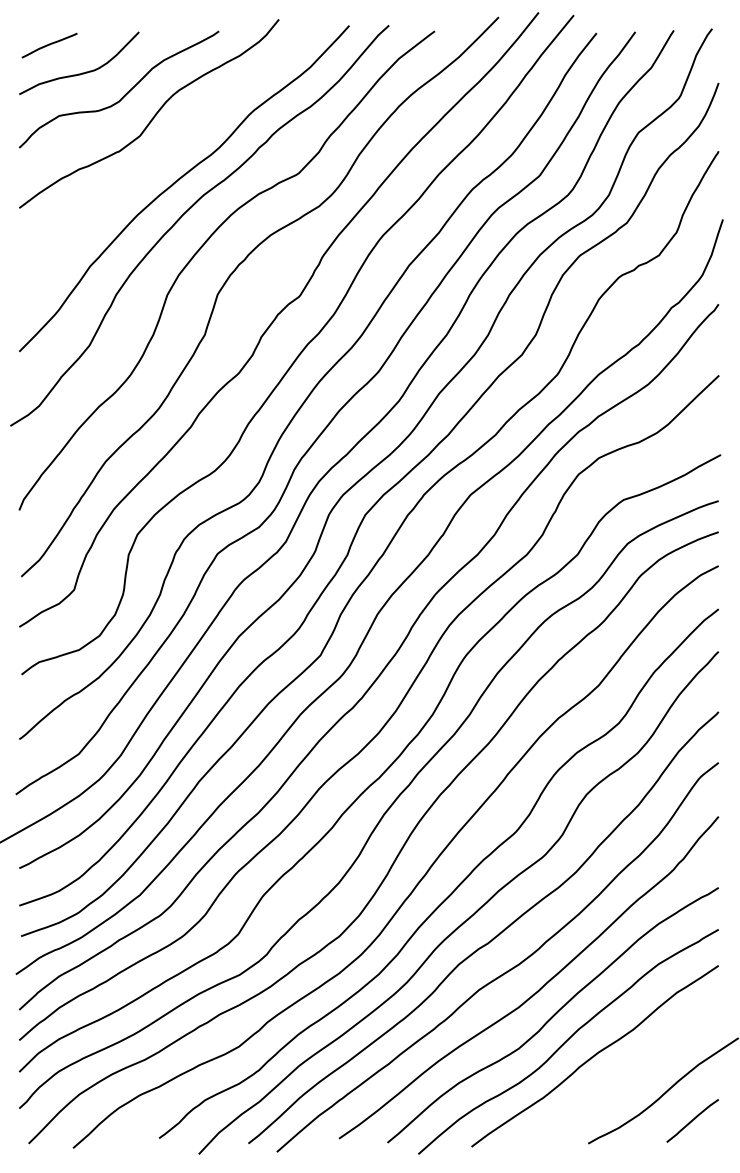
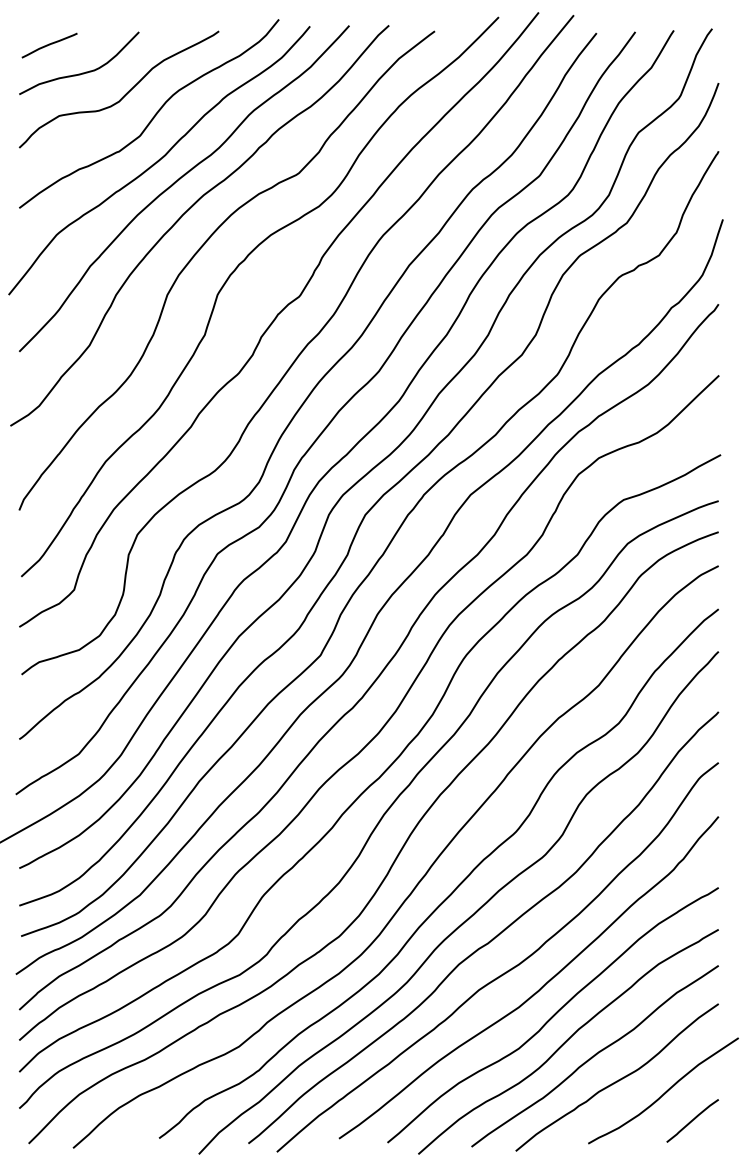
curve: none -> present (159, 160)
curve: none -> present (618, 1079)
